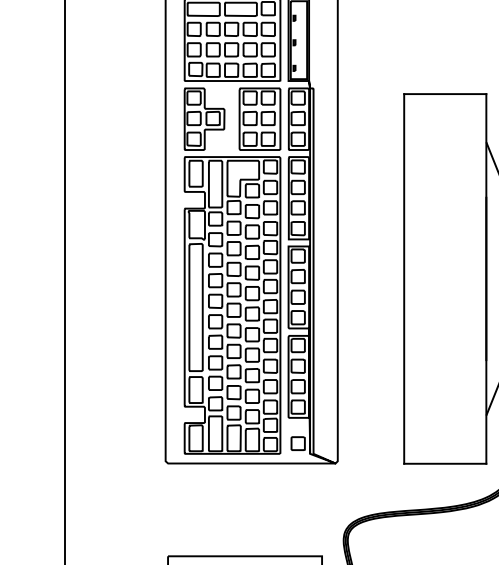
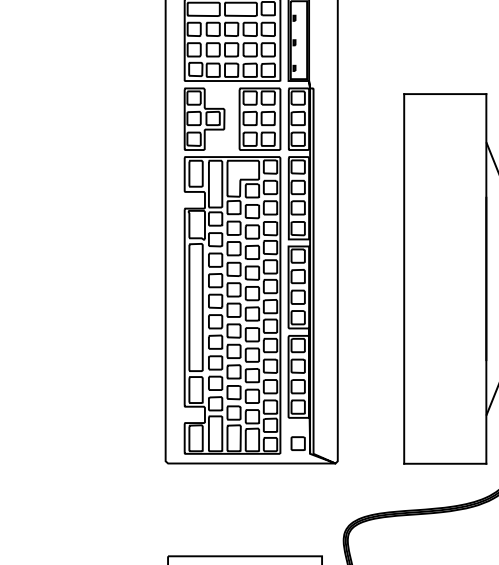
line: present -> none (65, 281)
